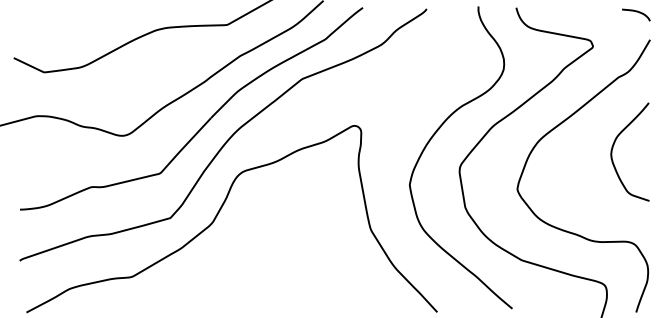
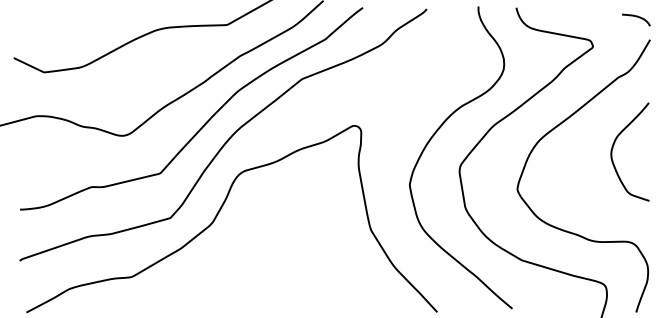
curve position: (636, 12) -> (636, 17) (636, 17)
